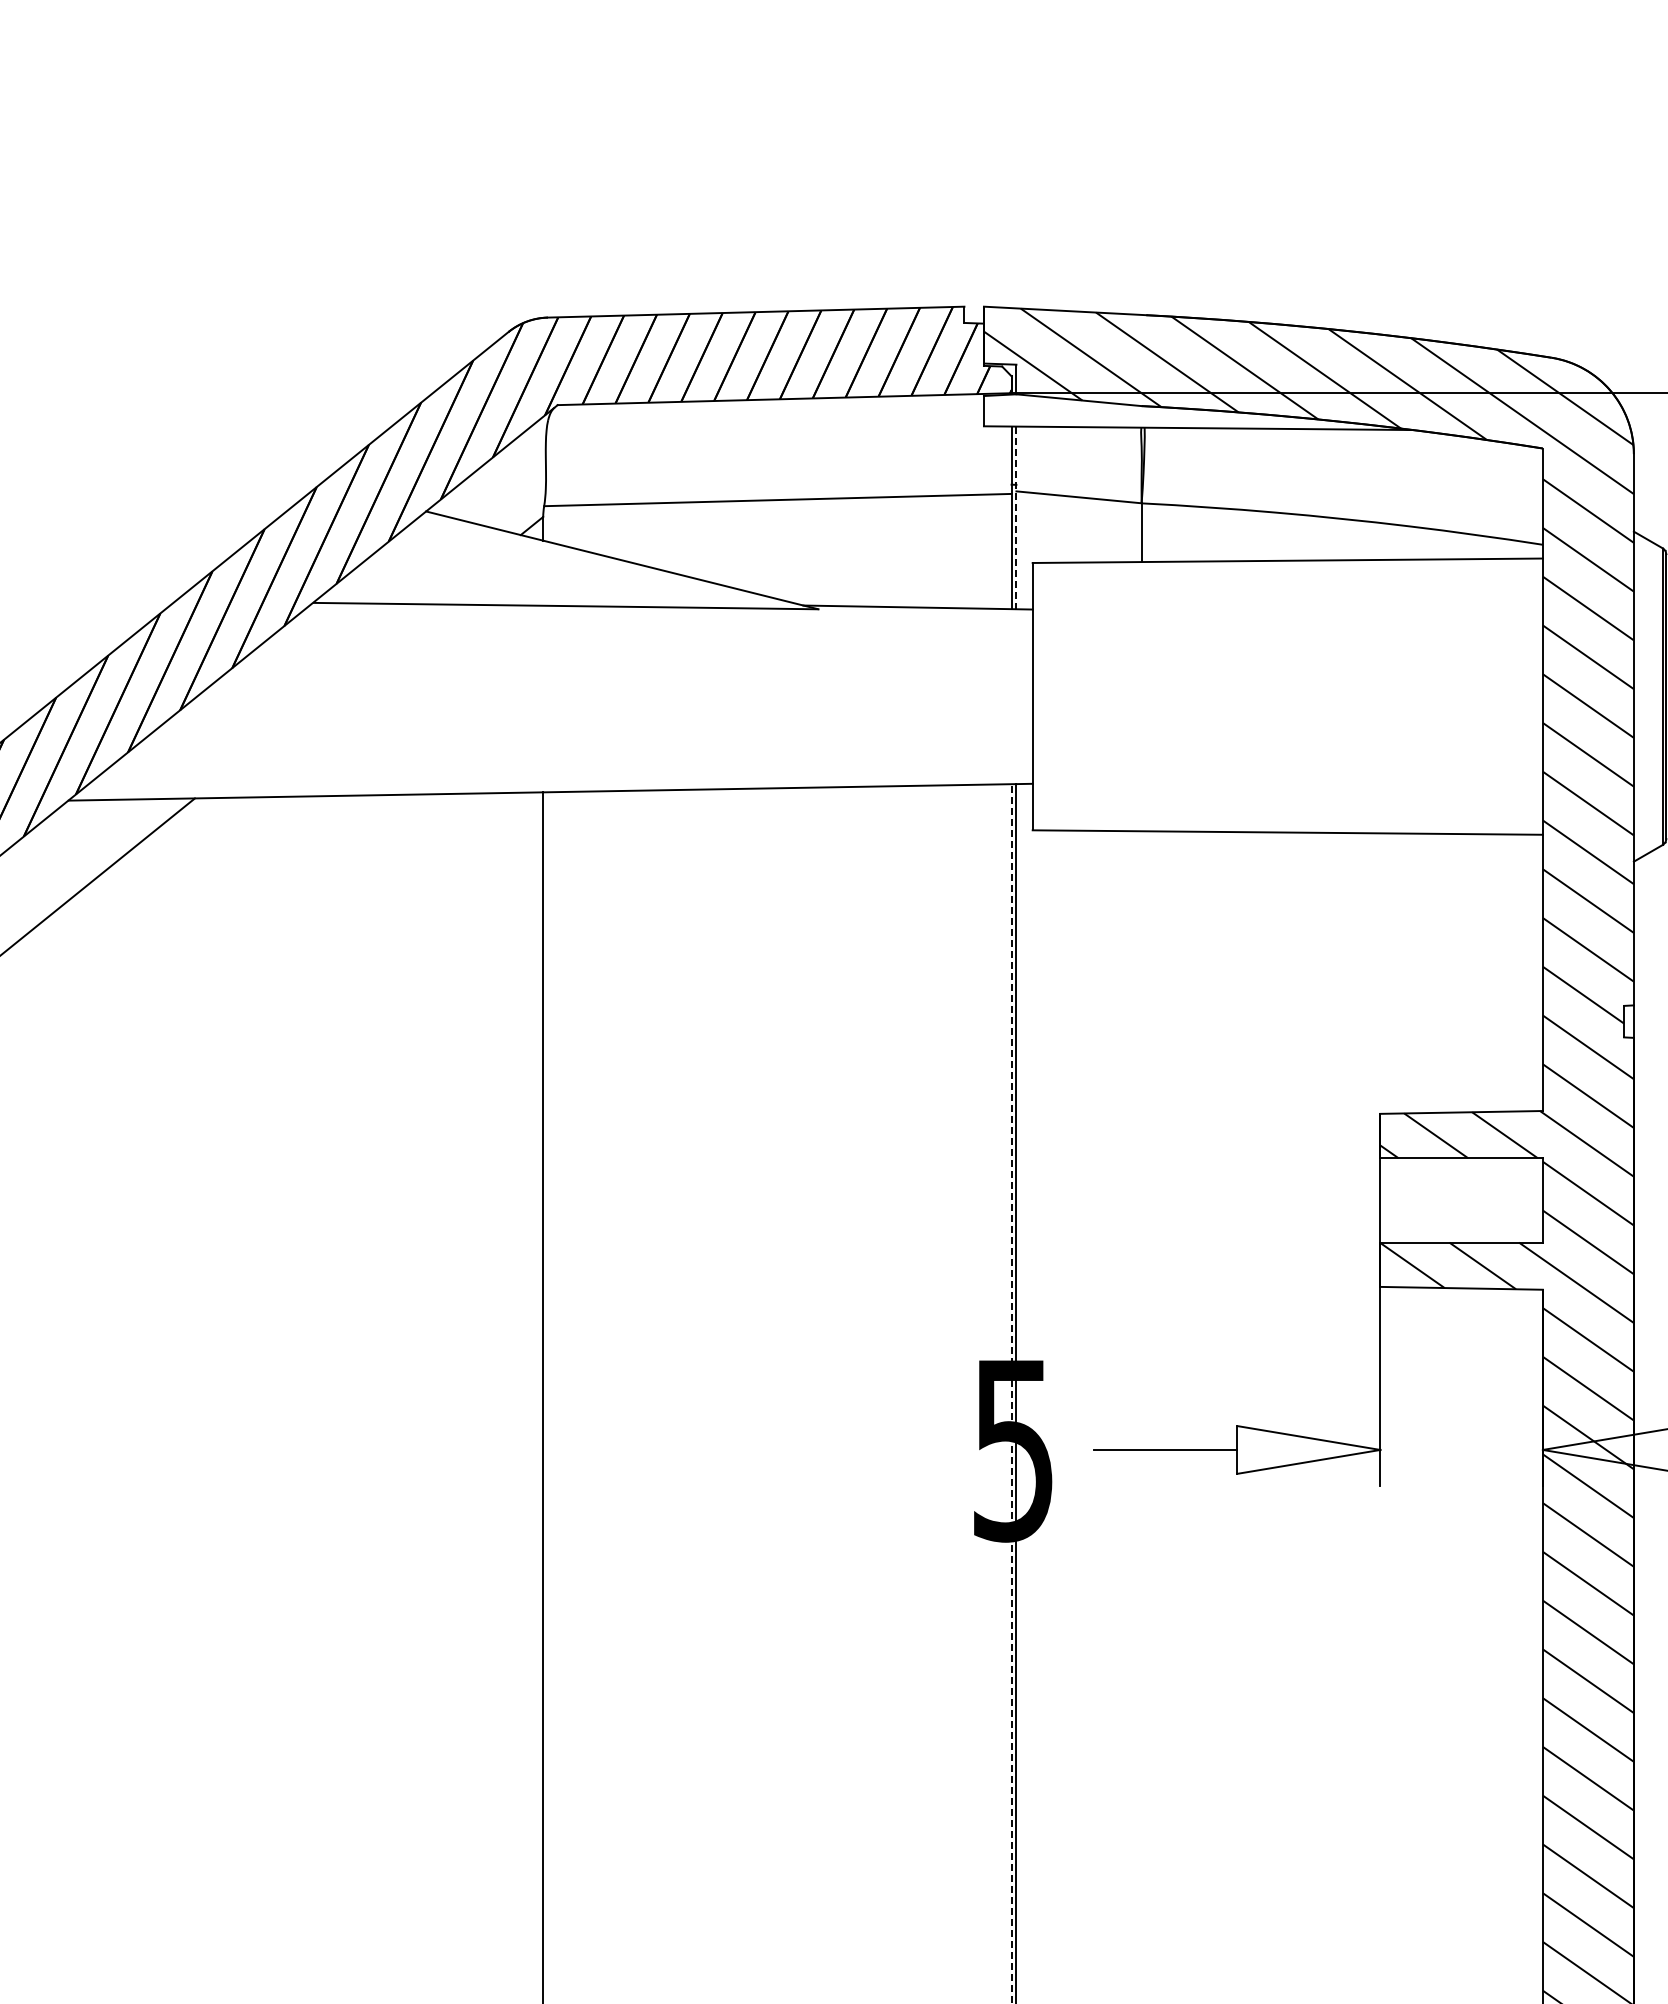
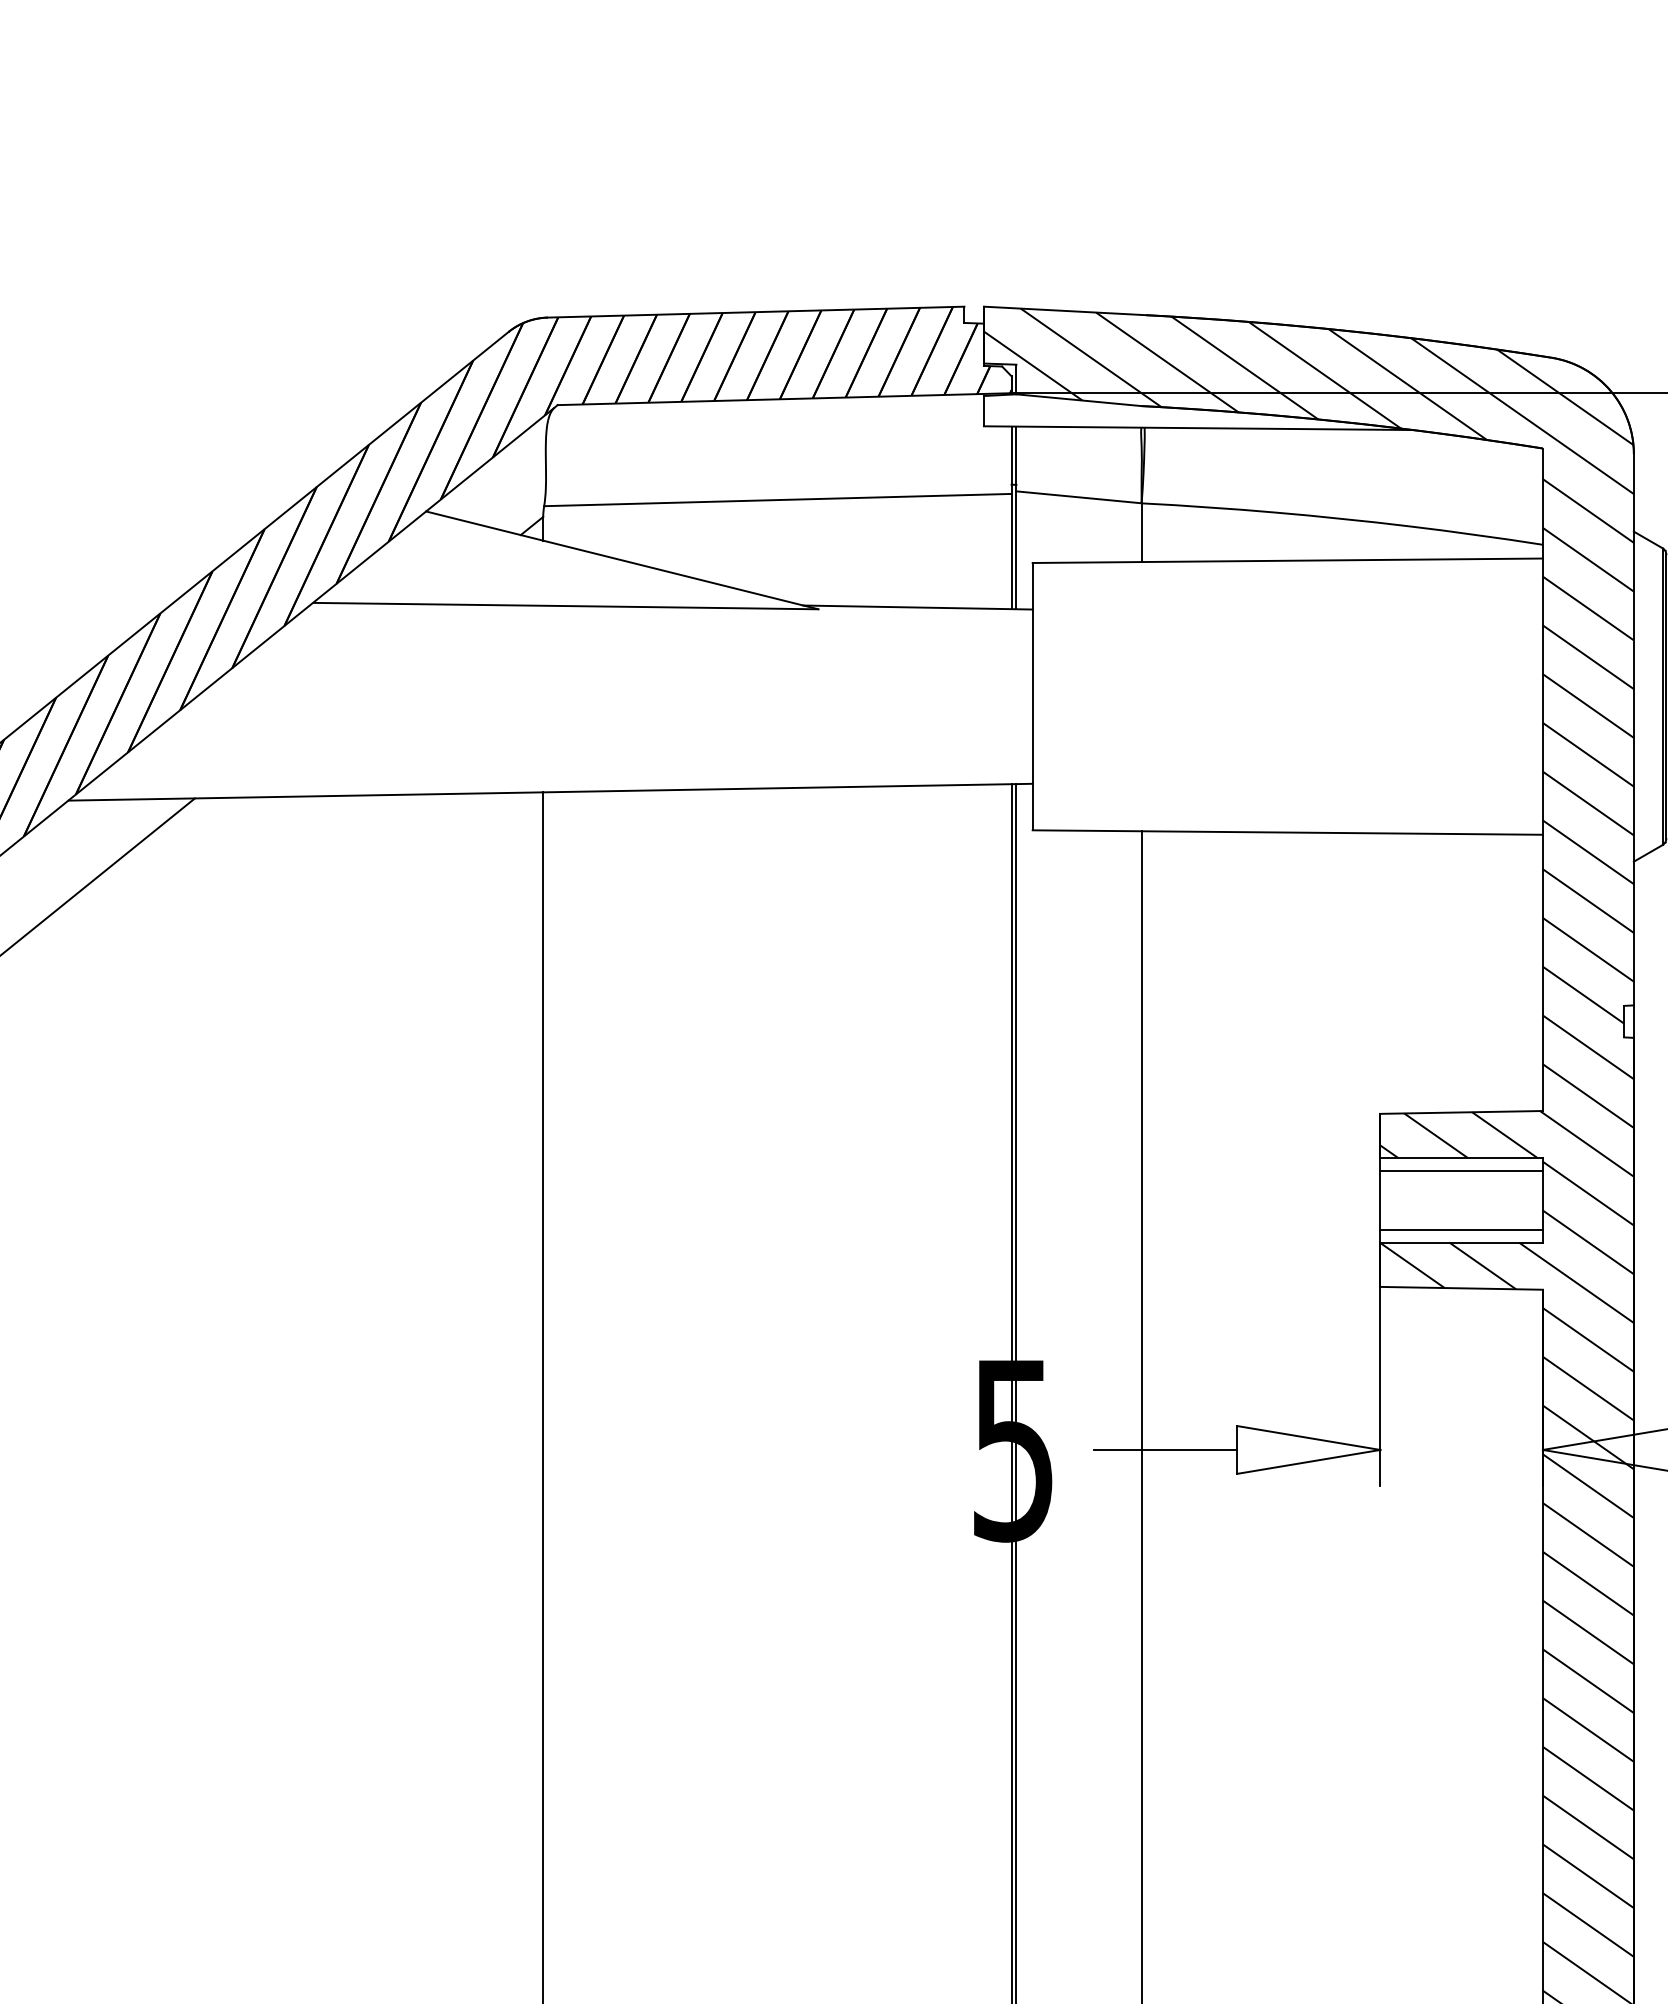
line: dashed -> solid (1016, 518)
line: none -> present (1461, 1171)
line: none -> present (1461, 1229)
line: dashed -> solid (1011, 1393)
line: none -> present (1141, 1415)
